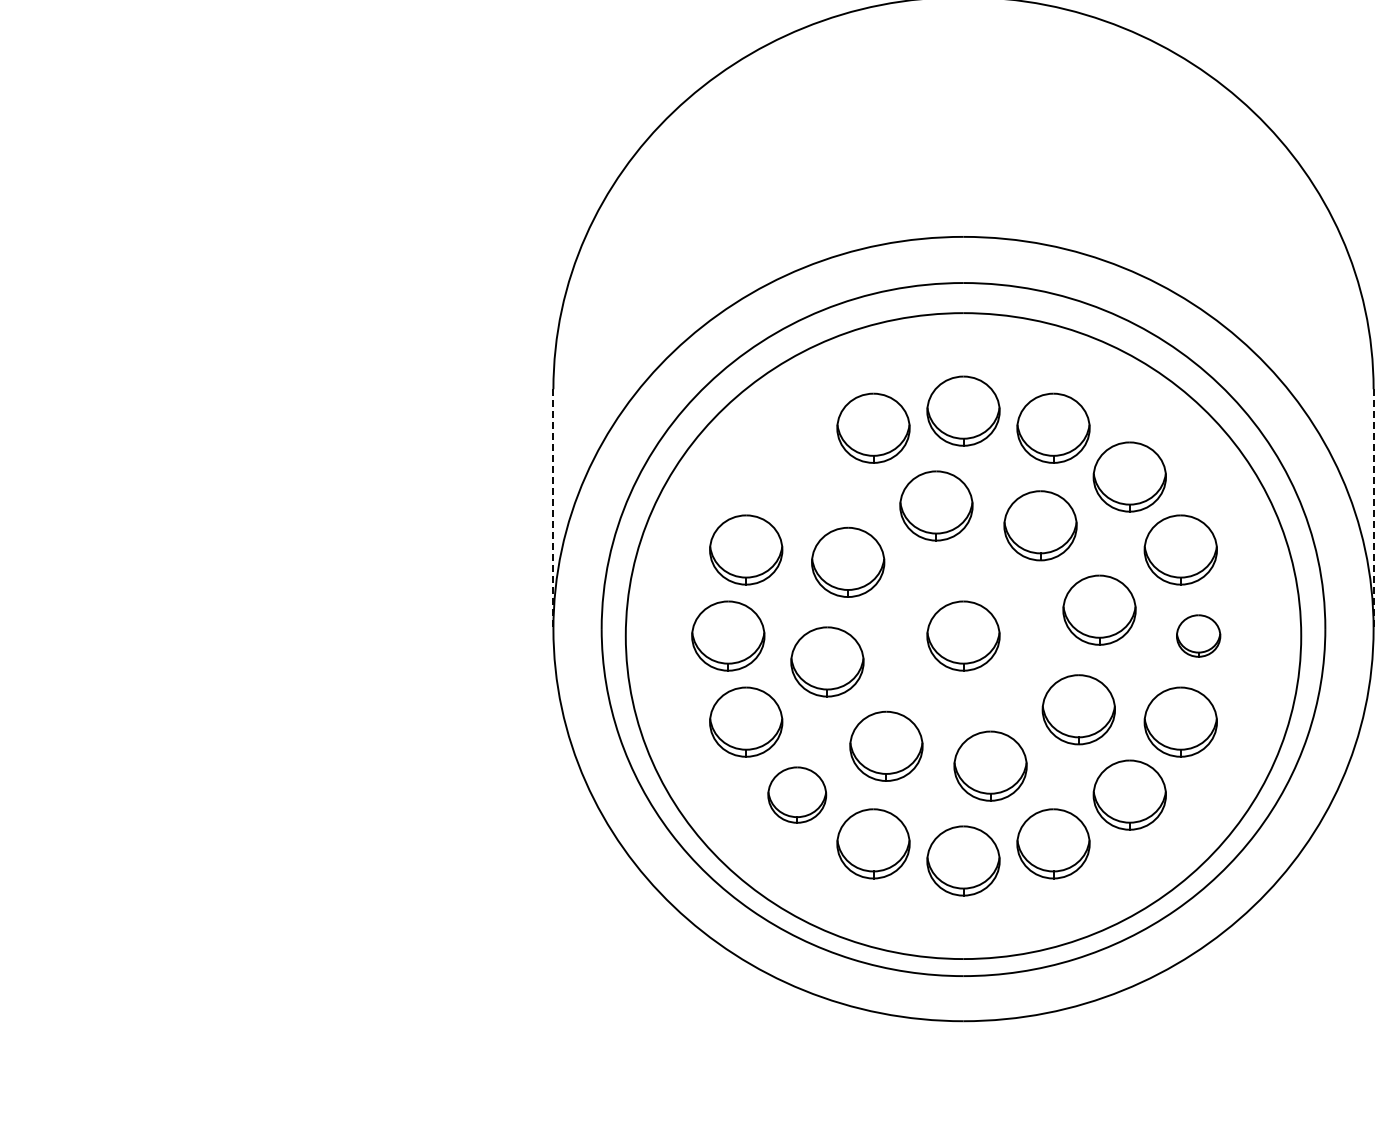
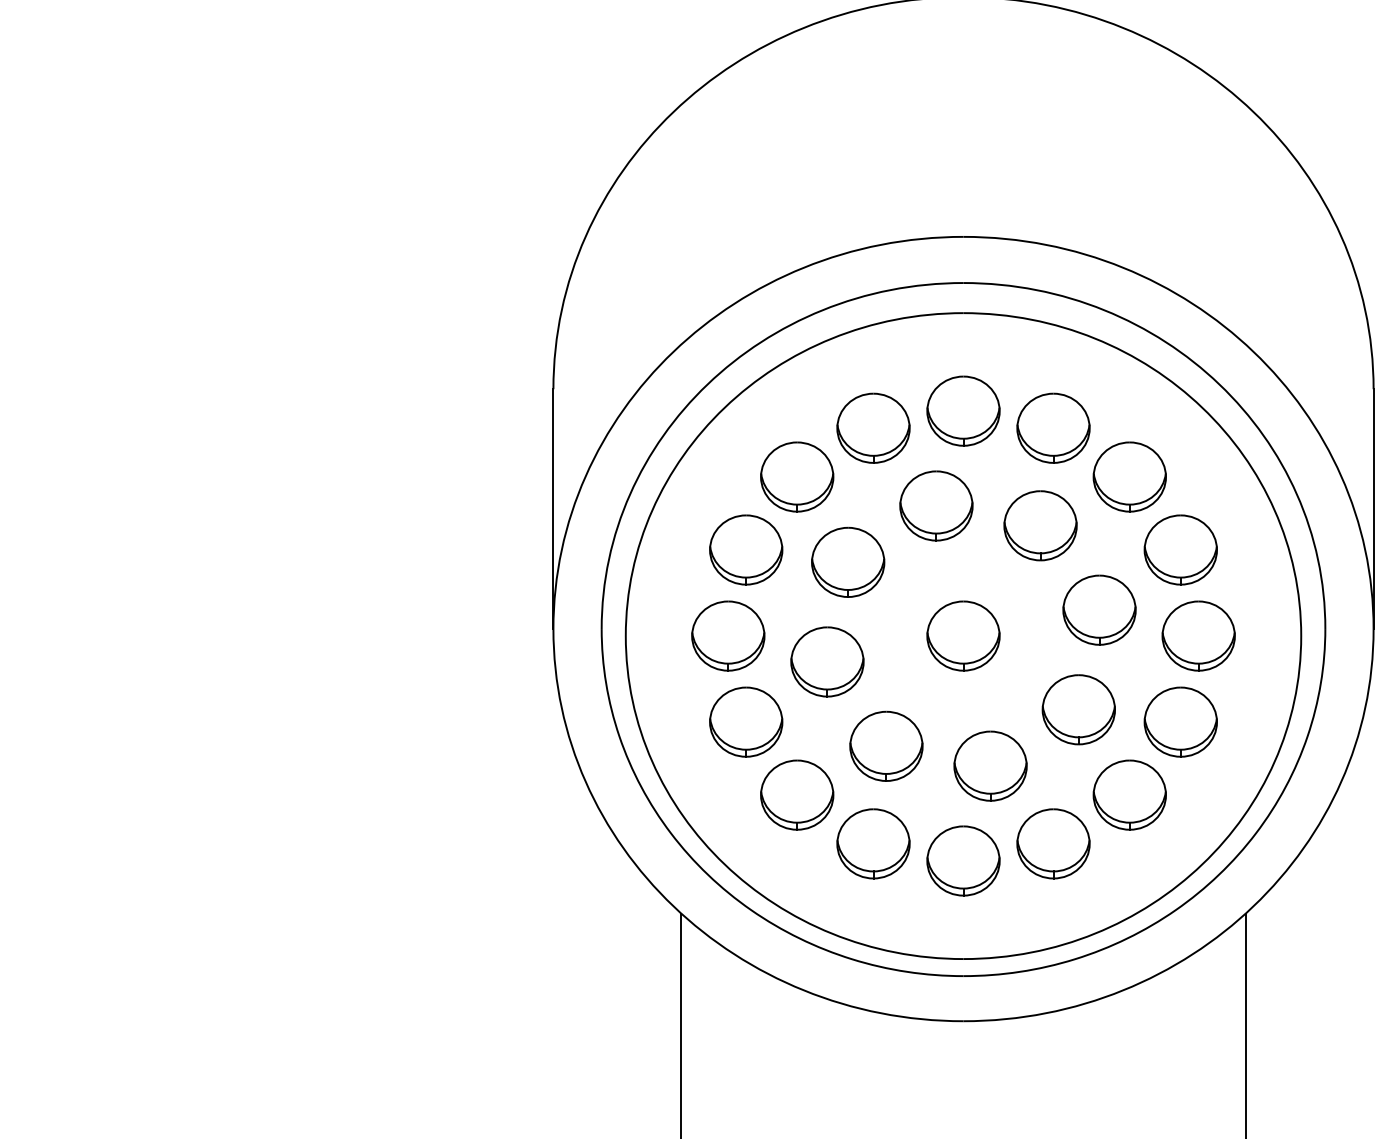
part: none -> present (797, 476)
line: dashed -> solid (553, 509)
line: dashed -> solid (1373, 509)
part size: 46x44 px -> 75x72 px (1198, 635)
part size: 61x58 px -> 75x72 px (797, 794)
line: none -> present (681, 1024)
line: none -> present (1245, 1024)
